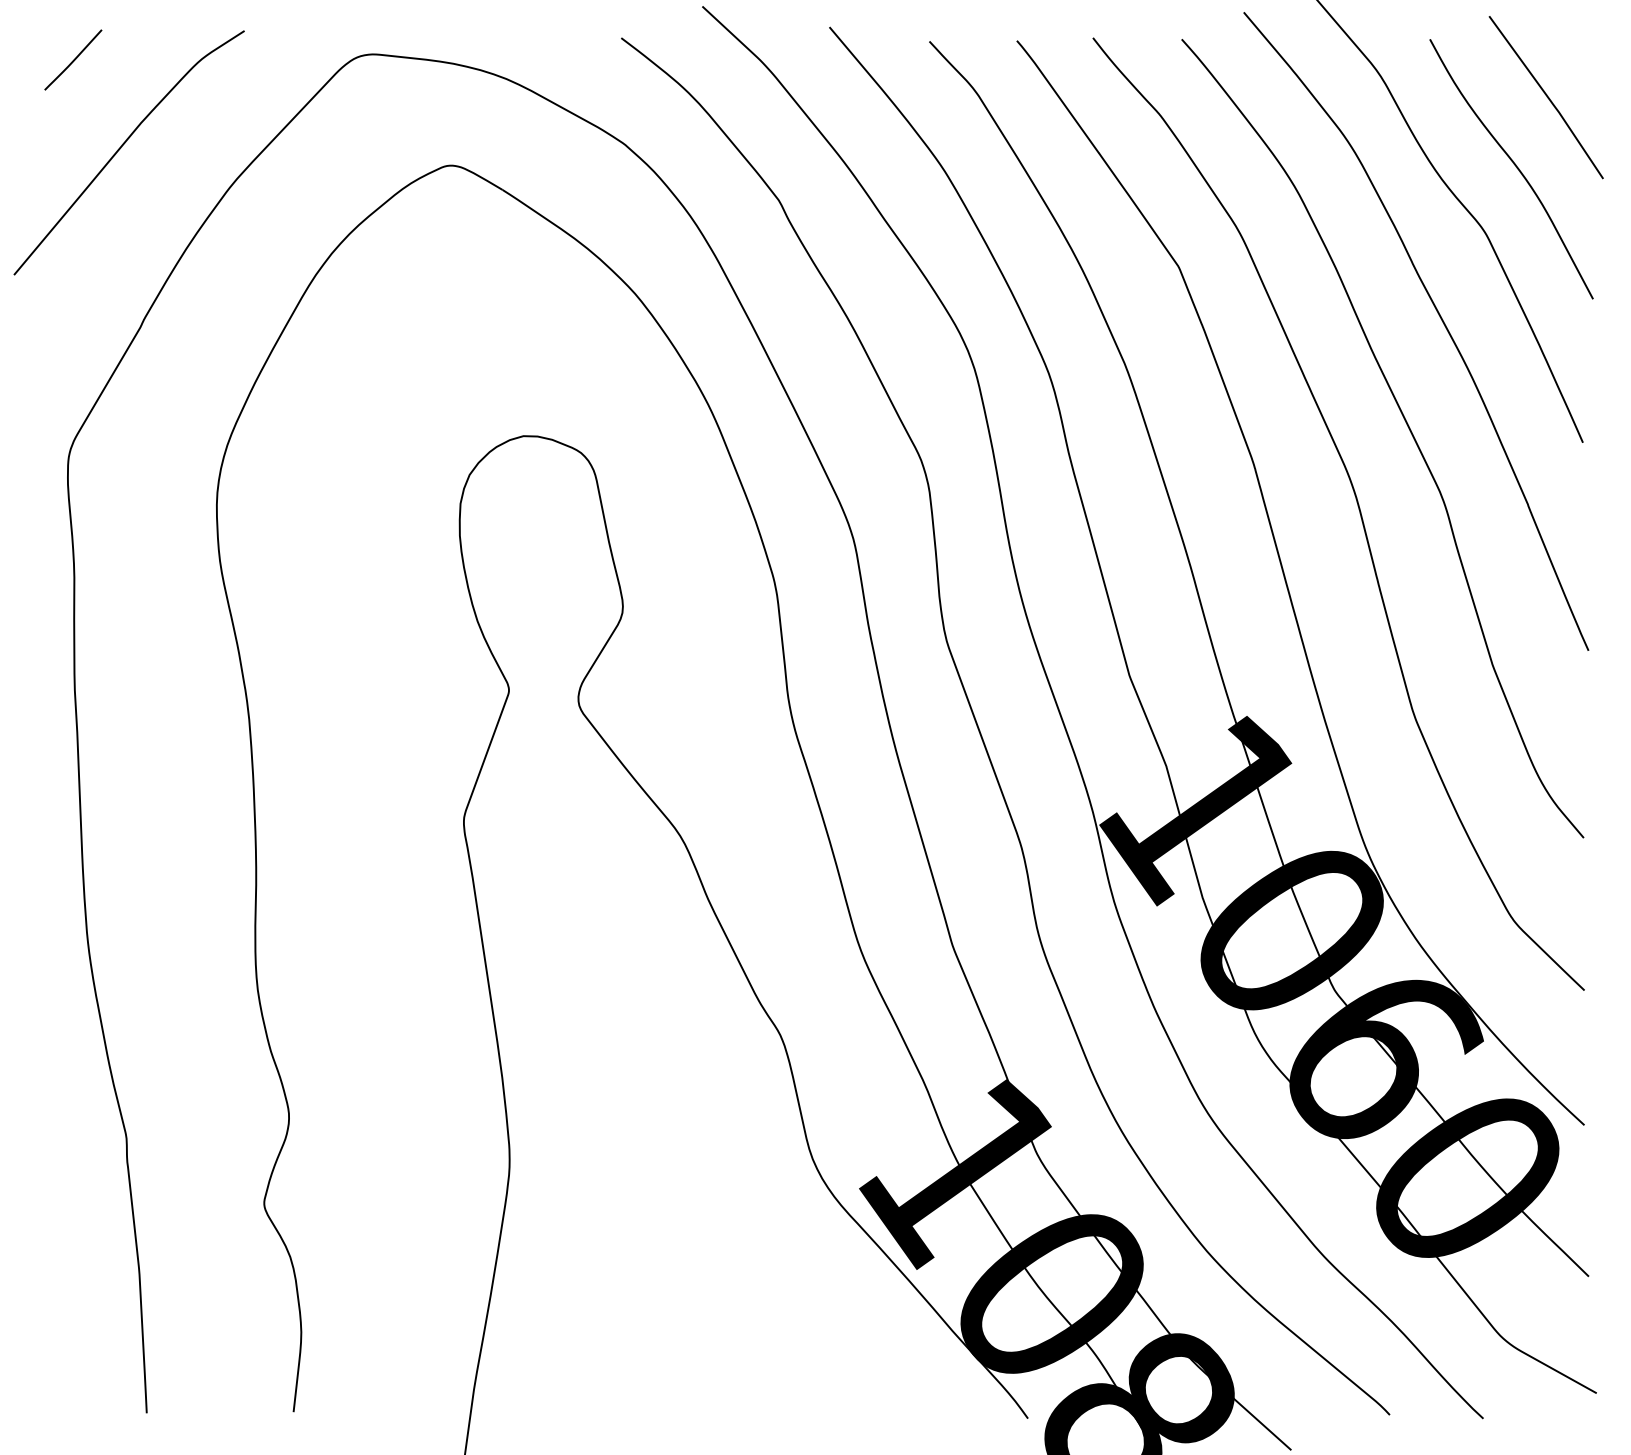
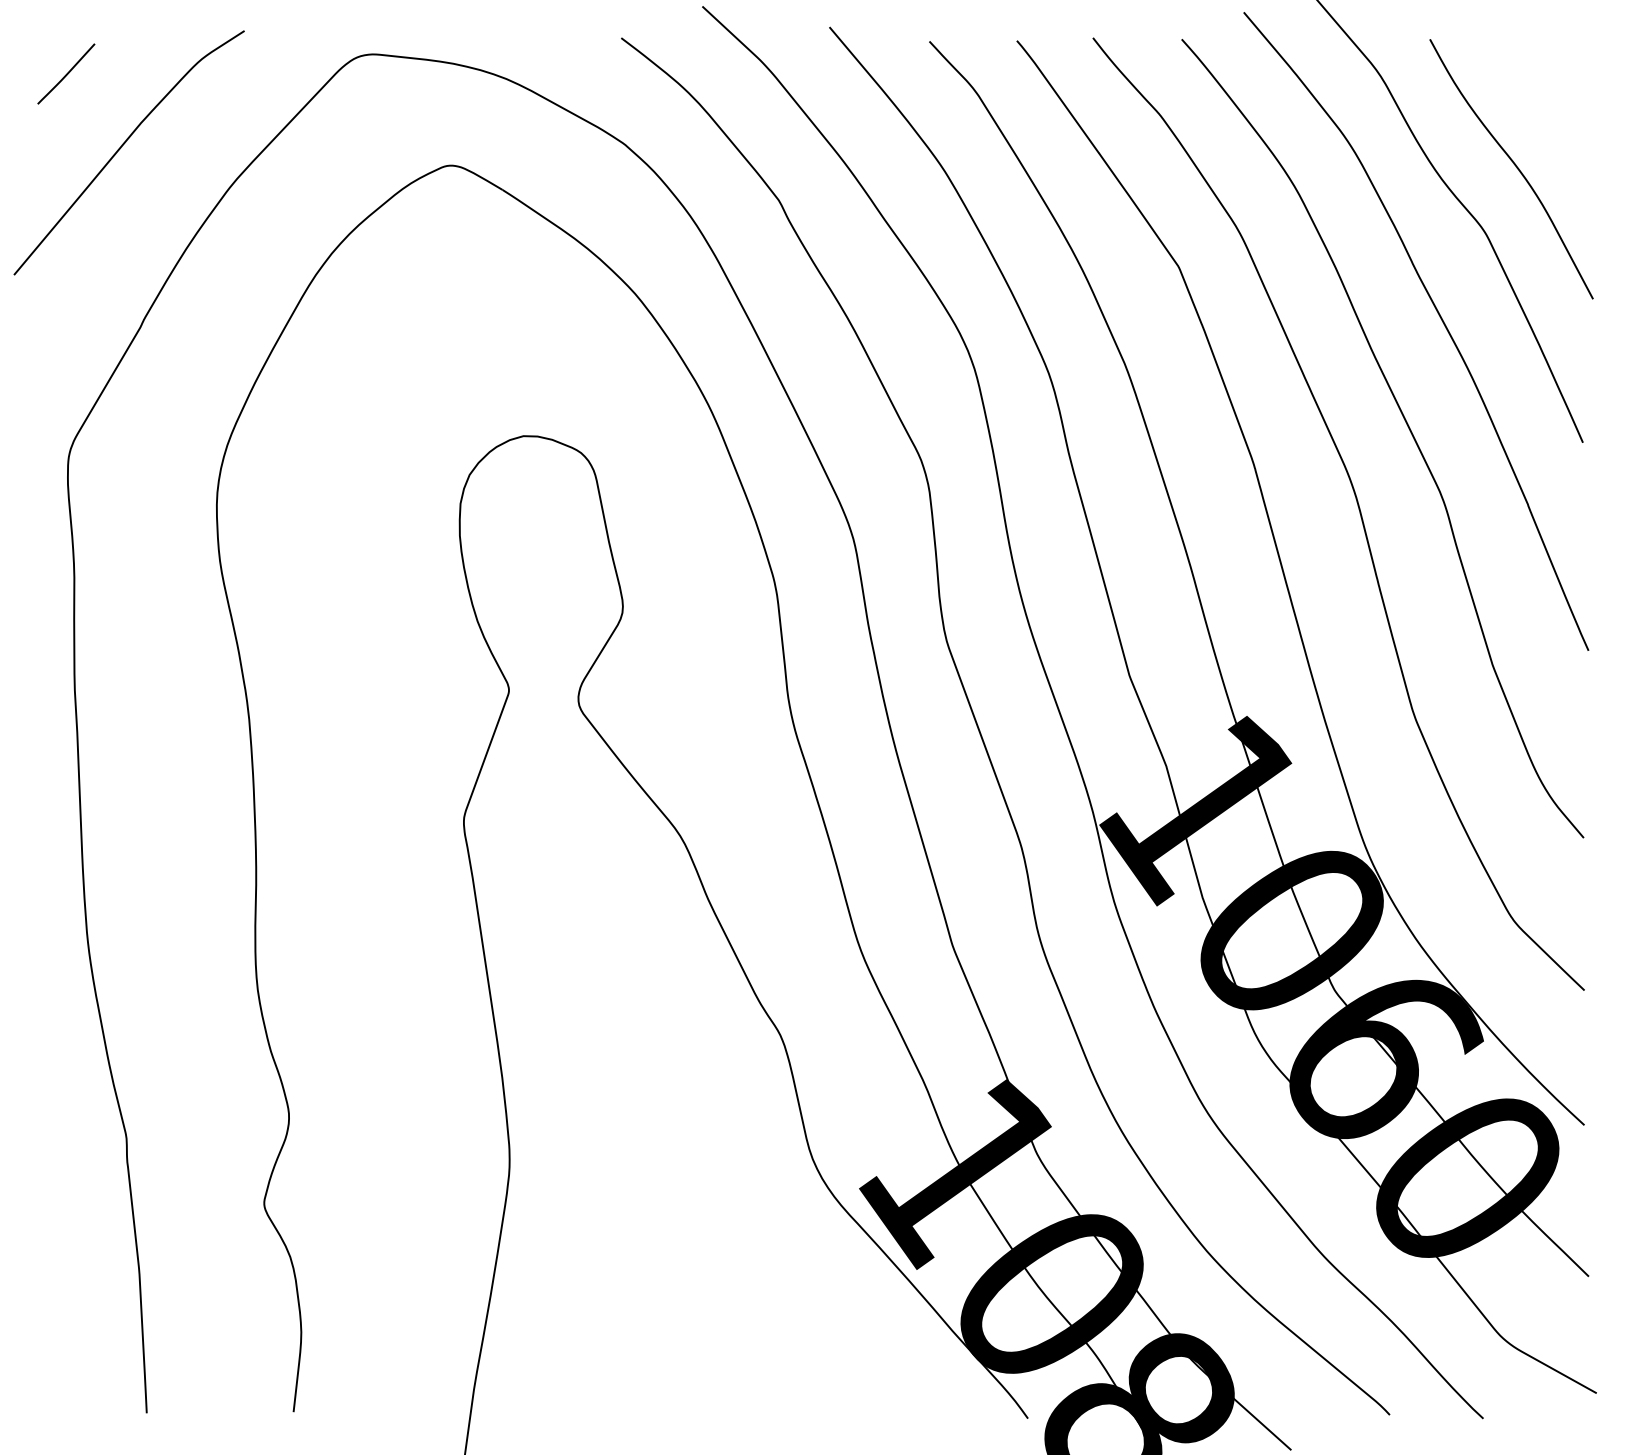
curve position: (73, 59) -> (66, 73) (66, 73)
curve: present -> none (1546, 96)
